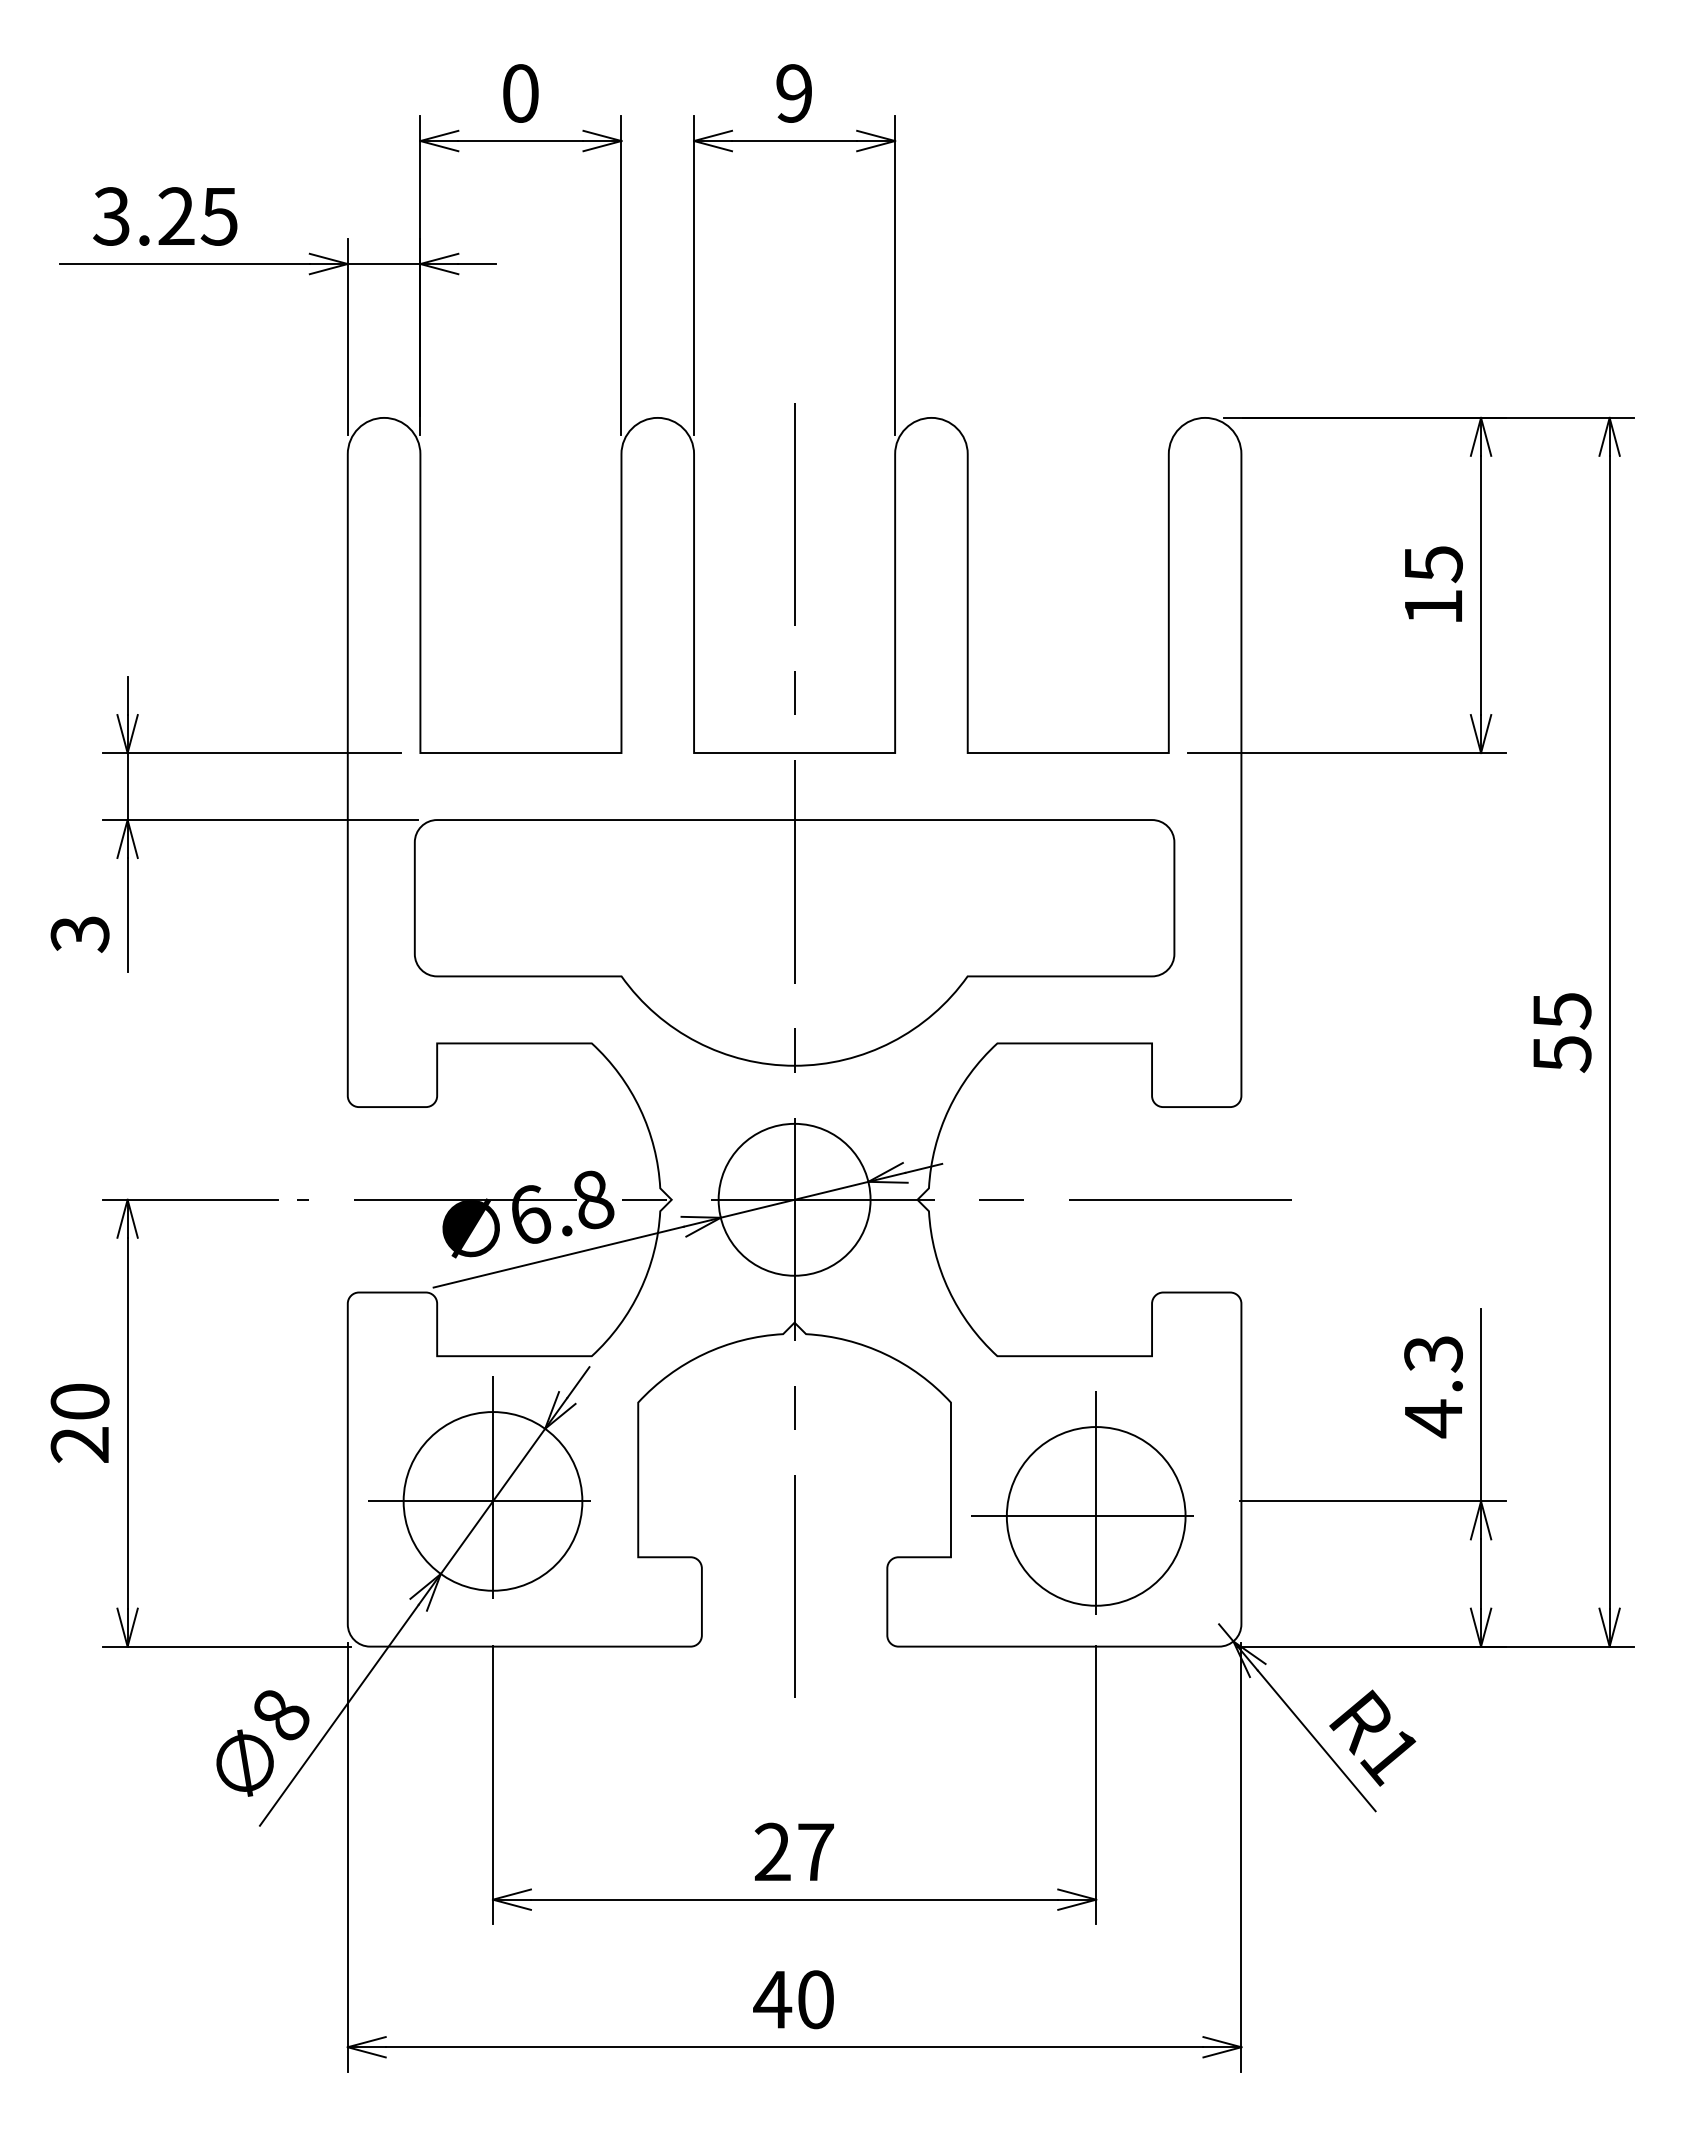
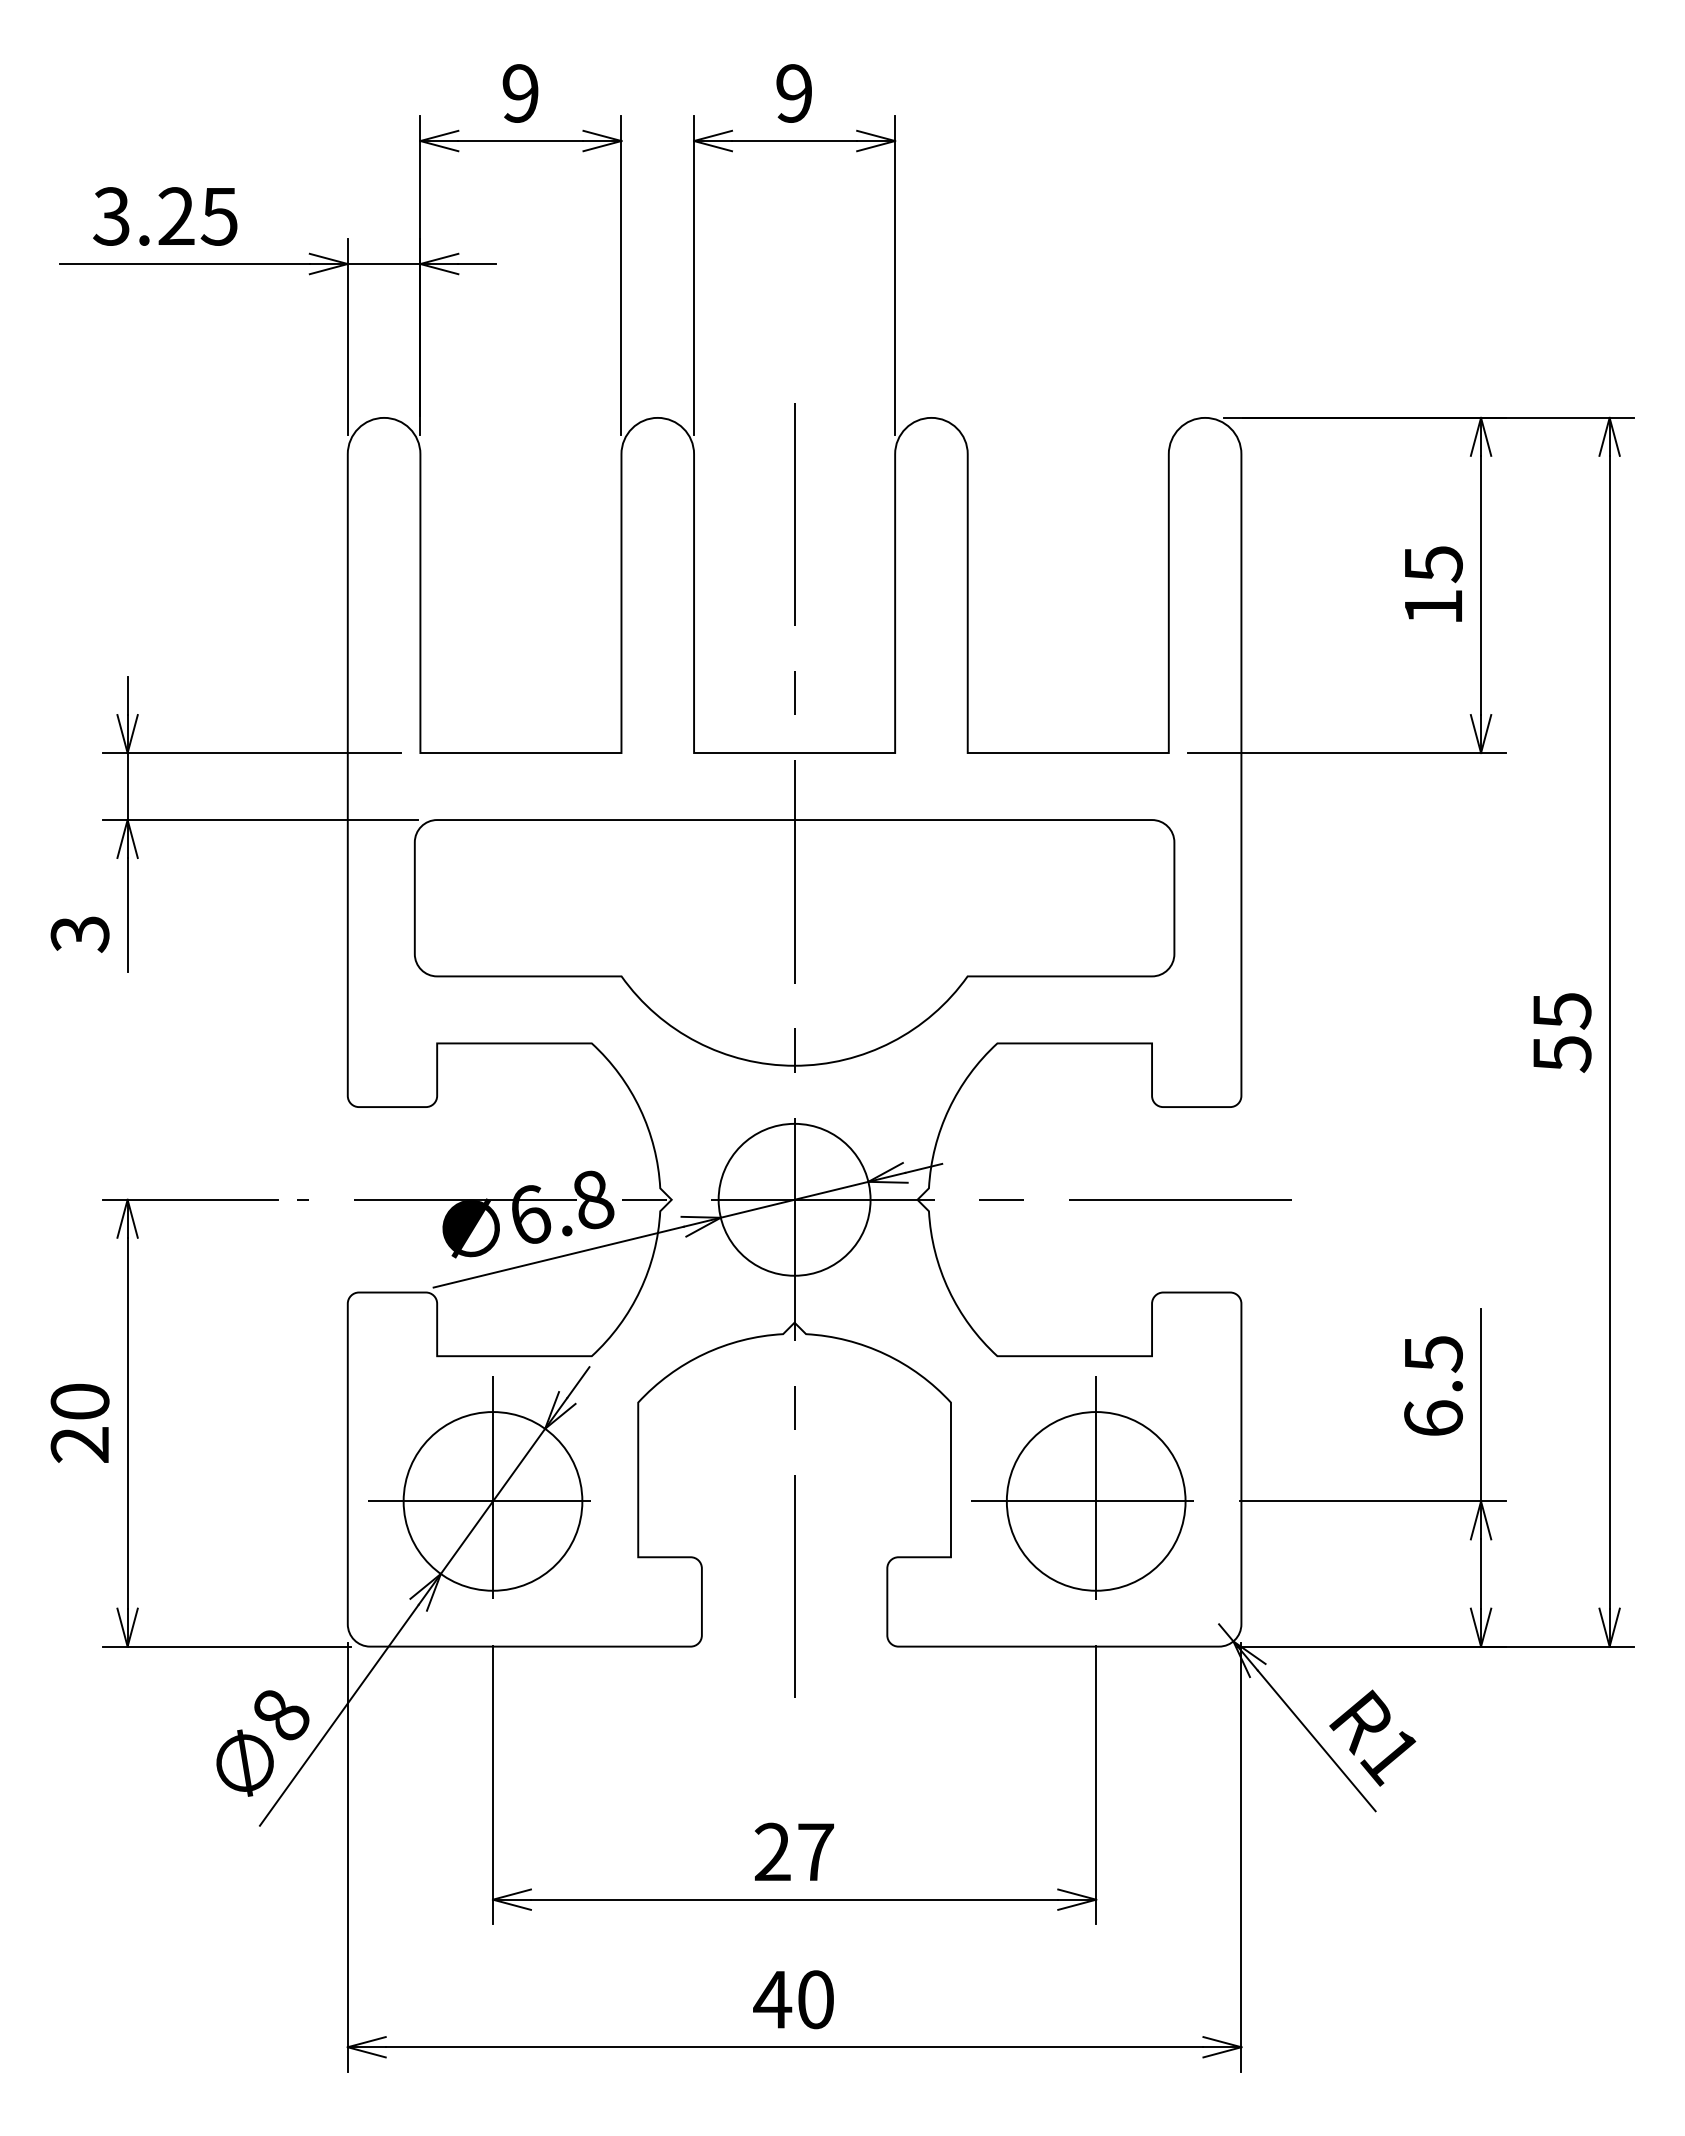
text: 0 -> 9 (520, 93)
text: 4.3 -> 6.5 (1433, 1387)
part position: (1082, 1502) -> (1082, 1487) (1082, 1487)
